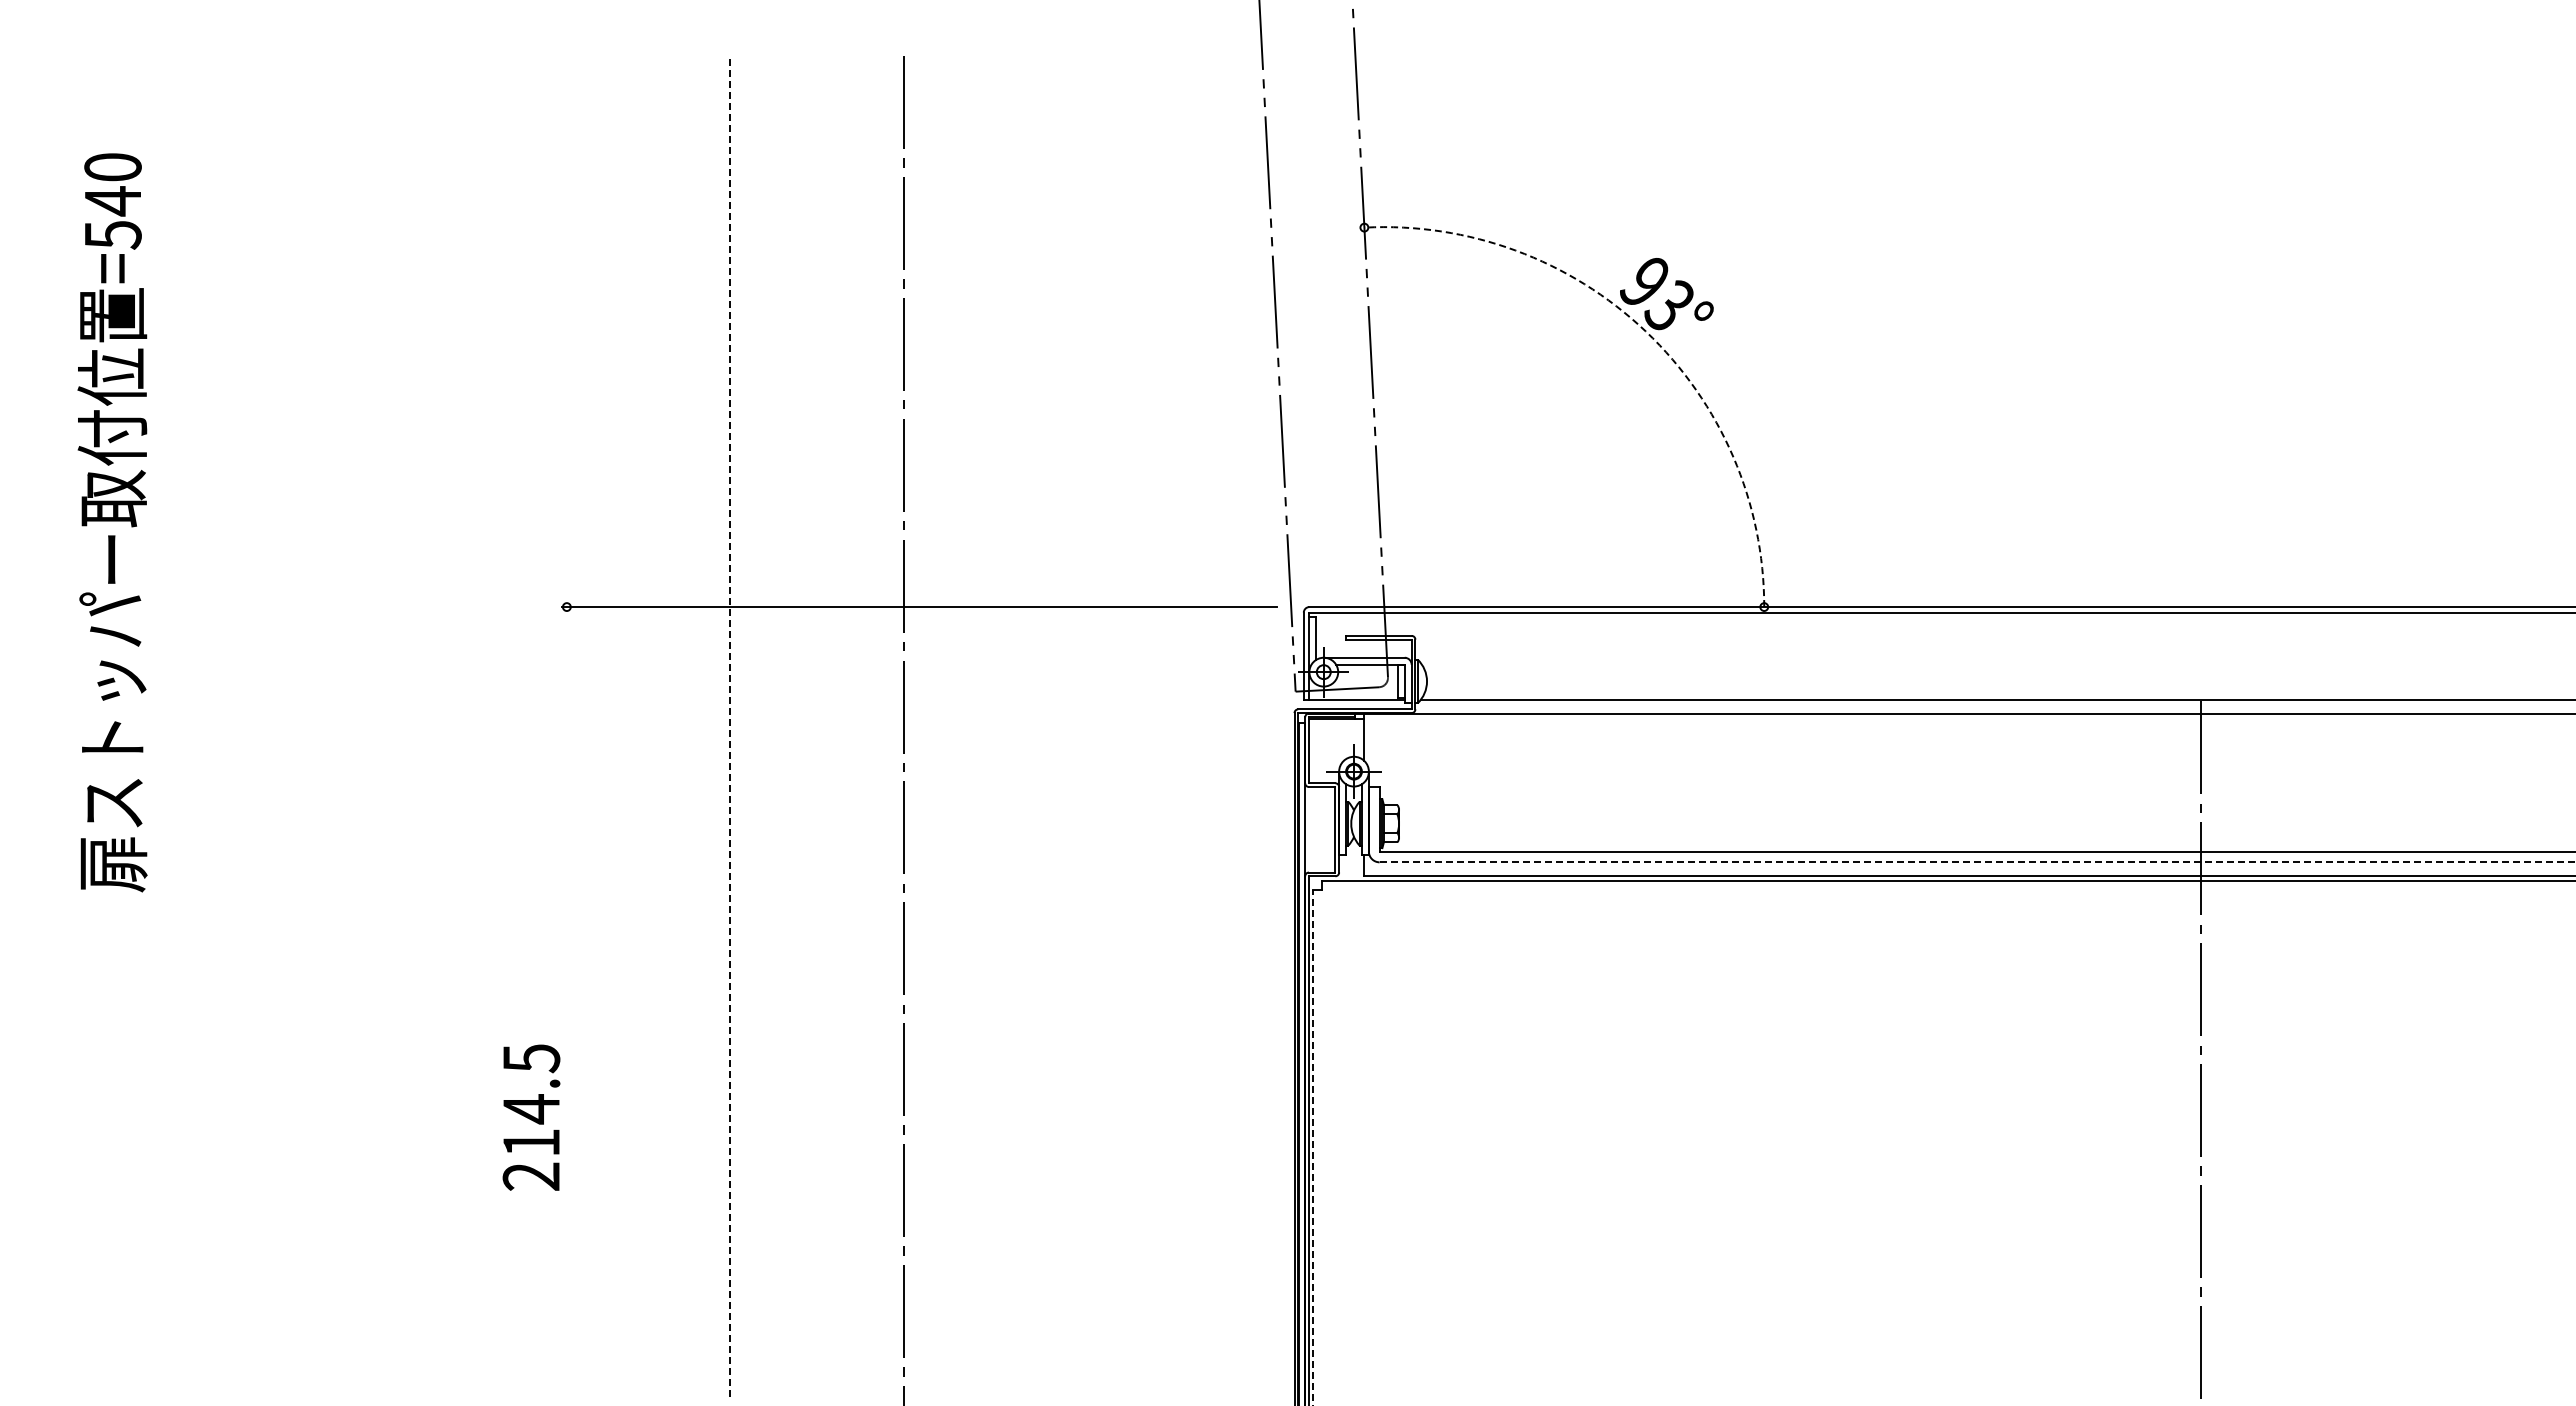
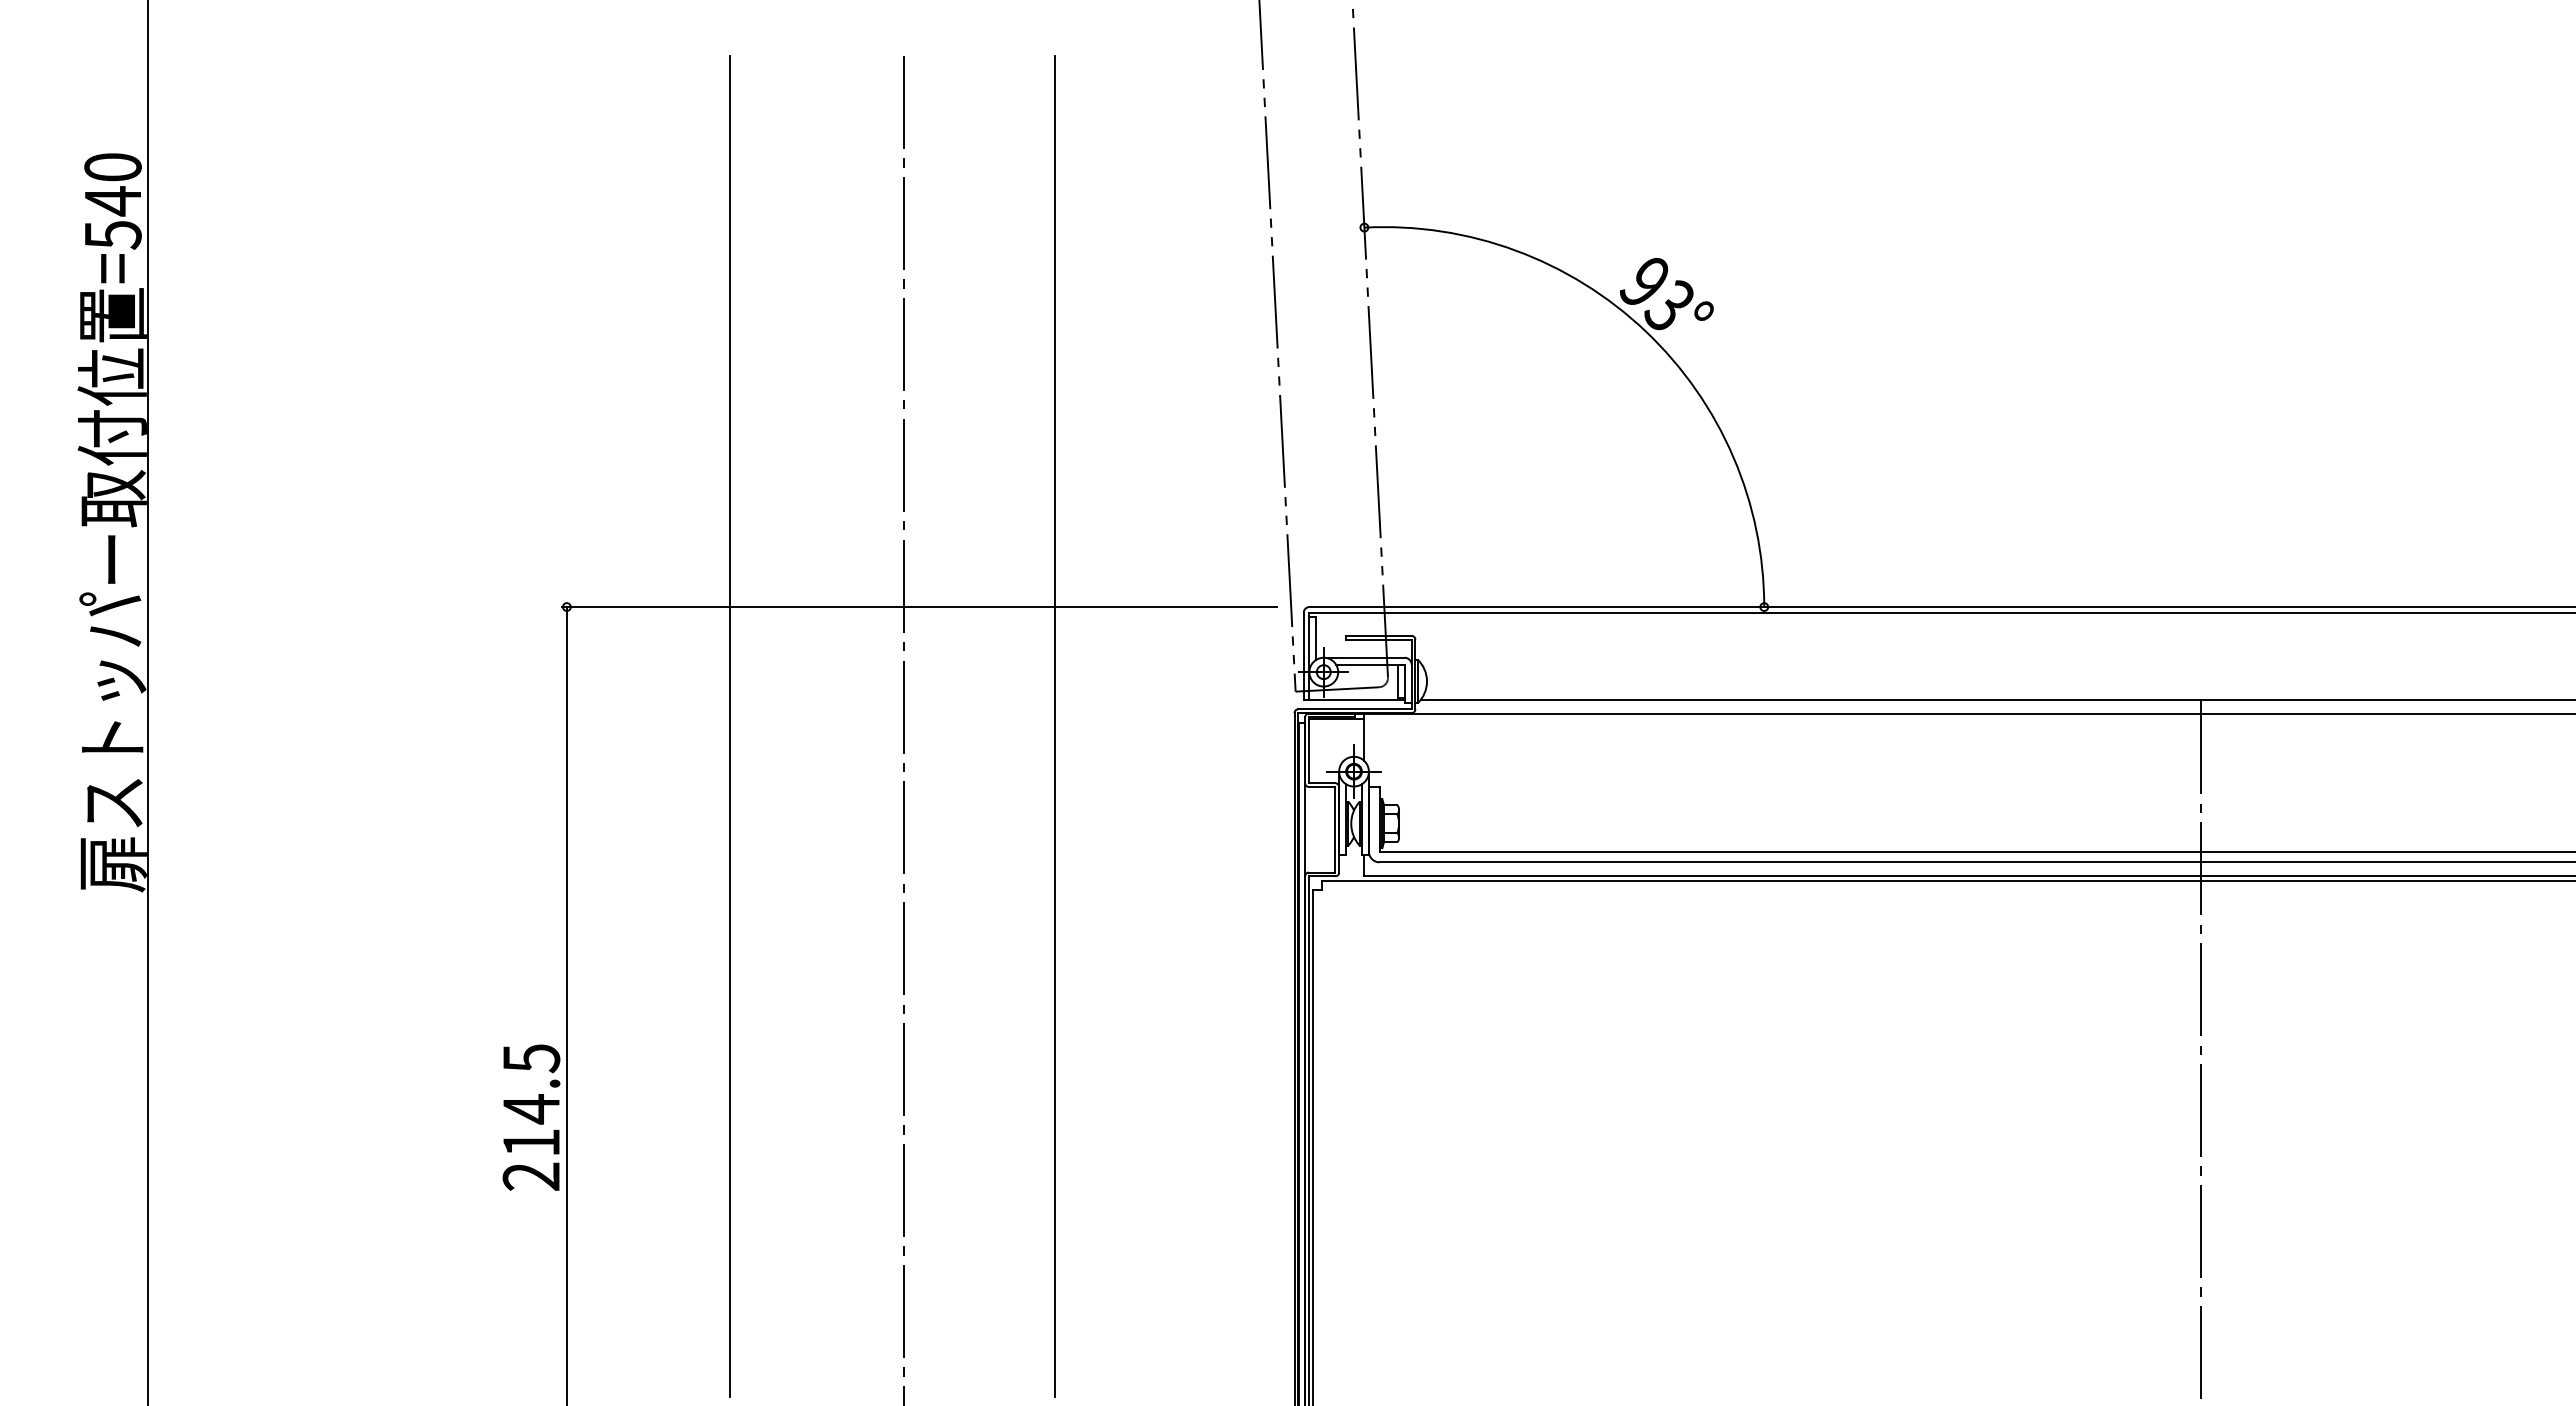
arc: dashed -> solid (1645, 331)
line: none -> present (148, 702)
line: dashed -> solid (729, 725)
line: none -> present (1055, 726)
line: dashed -> solid (1978, 862)
line: none -> present (566, 1004)
line: dashed -> solid (1313, 1148)
